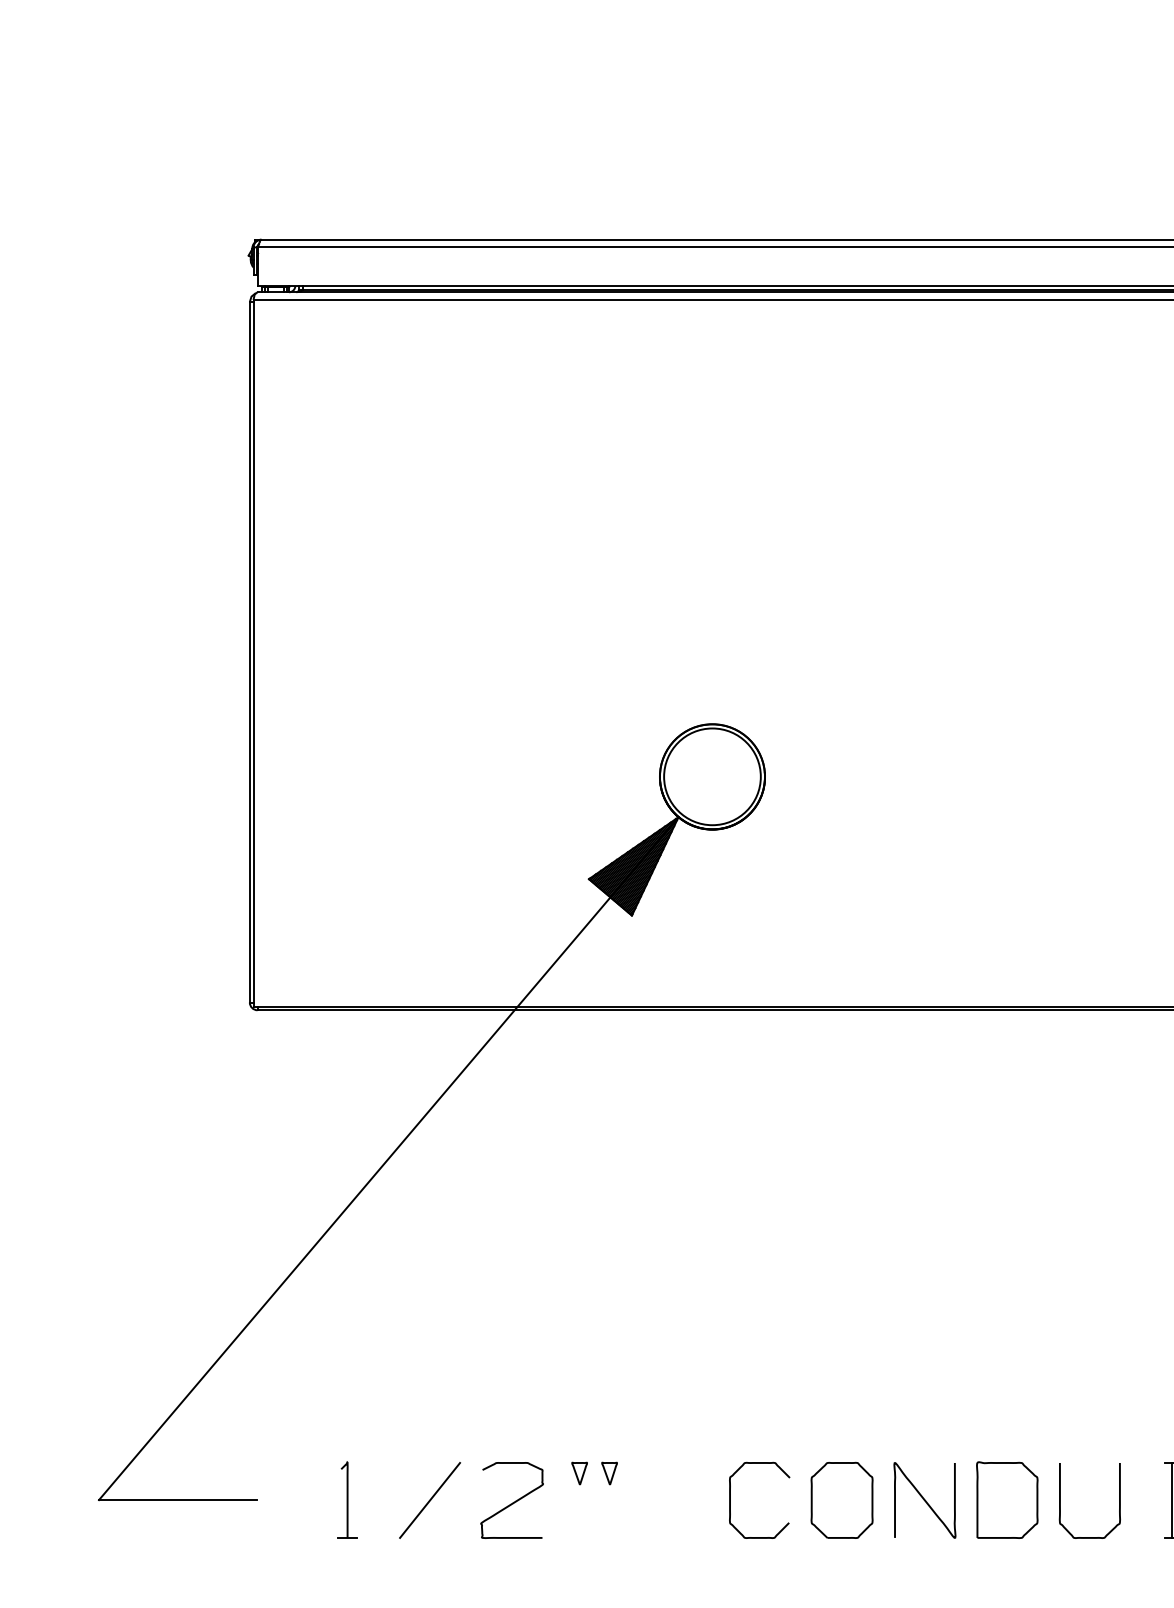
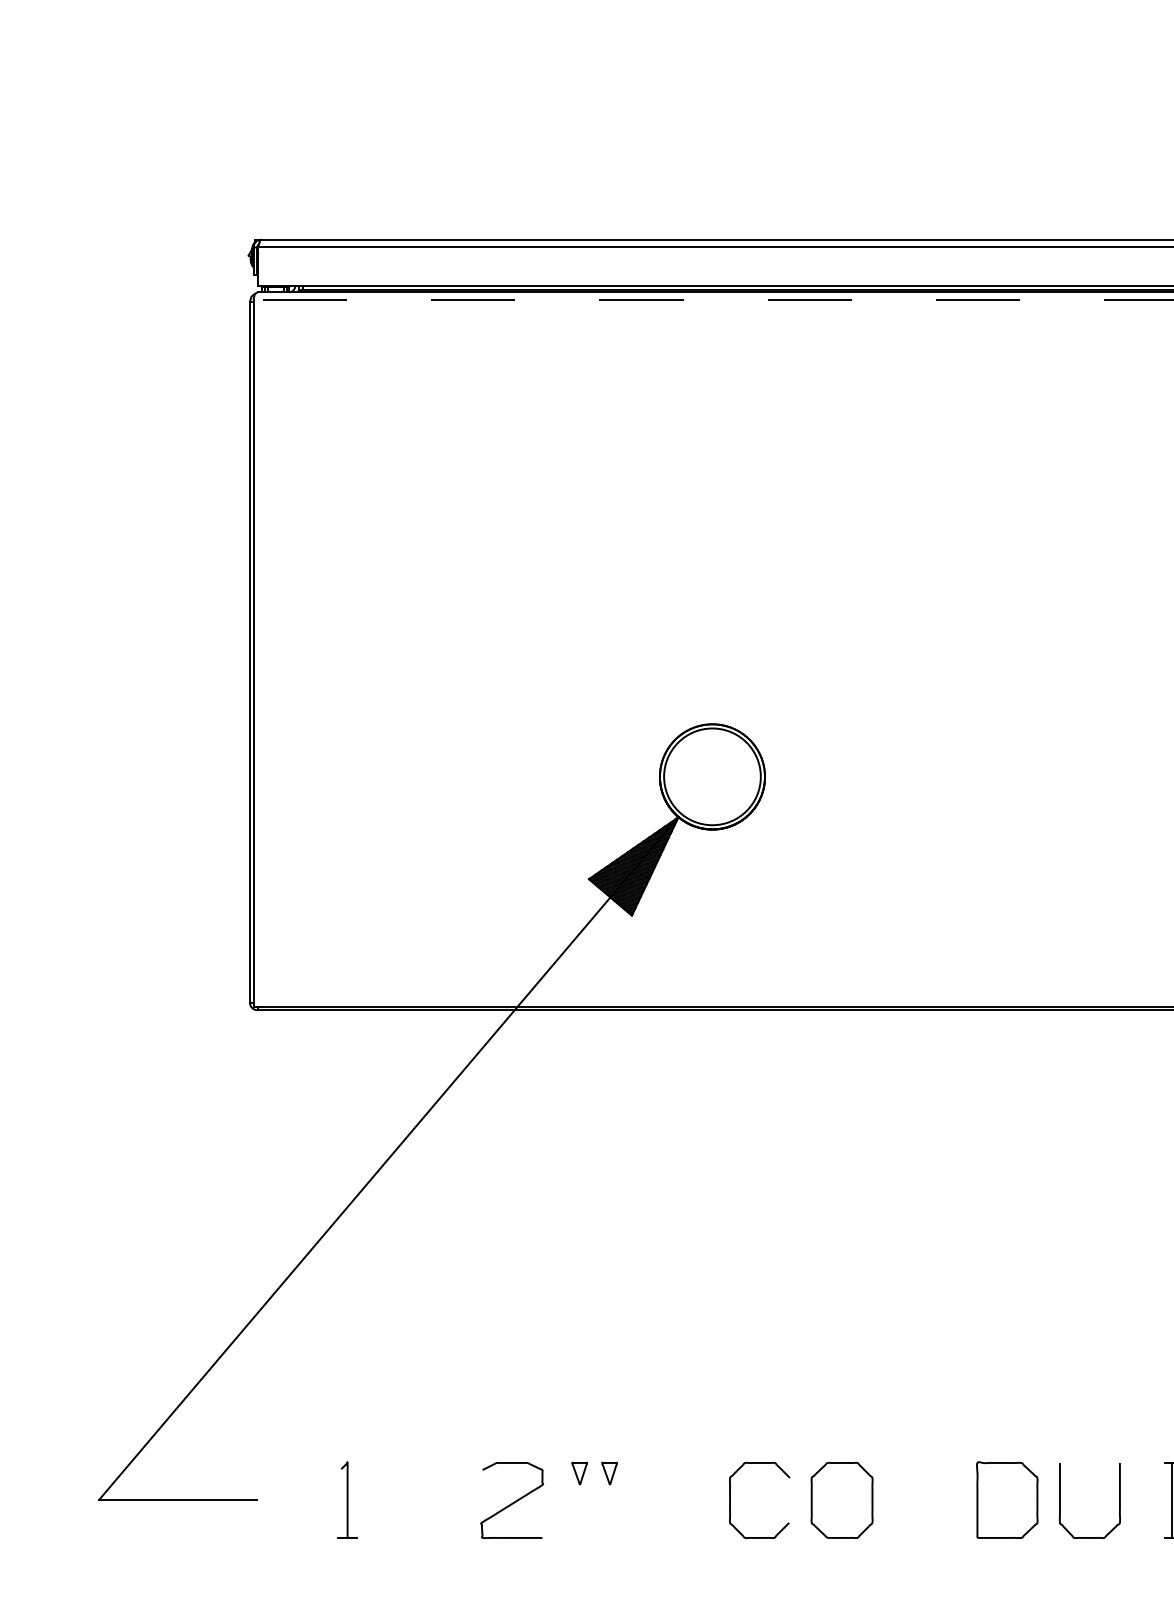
line: solid -> dashed (713, 300)
line: present -> none (430, 1499)
curve: present -> none (924, 1500)
